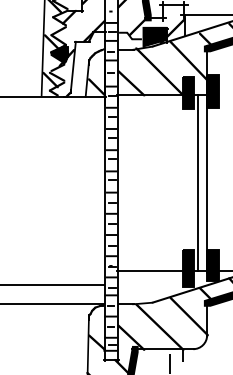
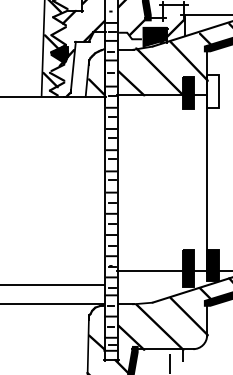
fill: present -> none (212, 91)
line: present -> none (198, 182)
